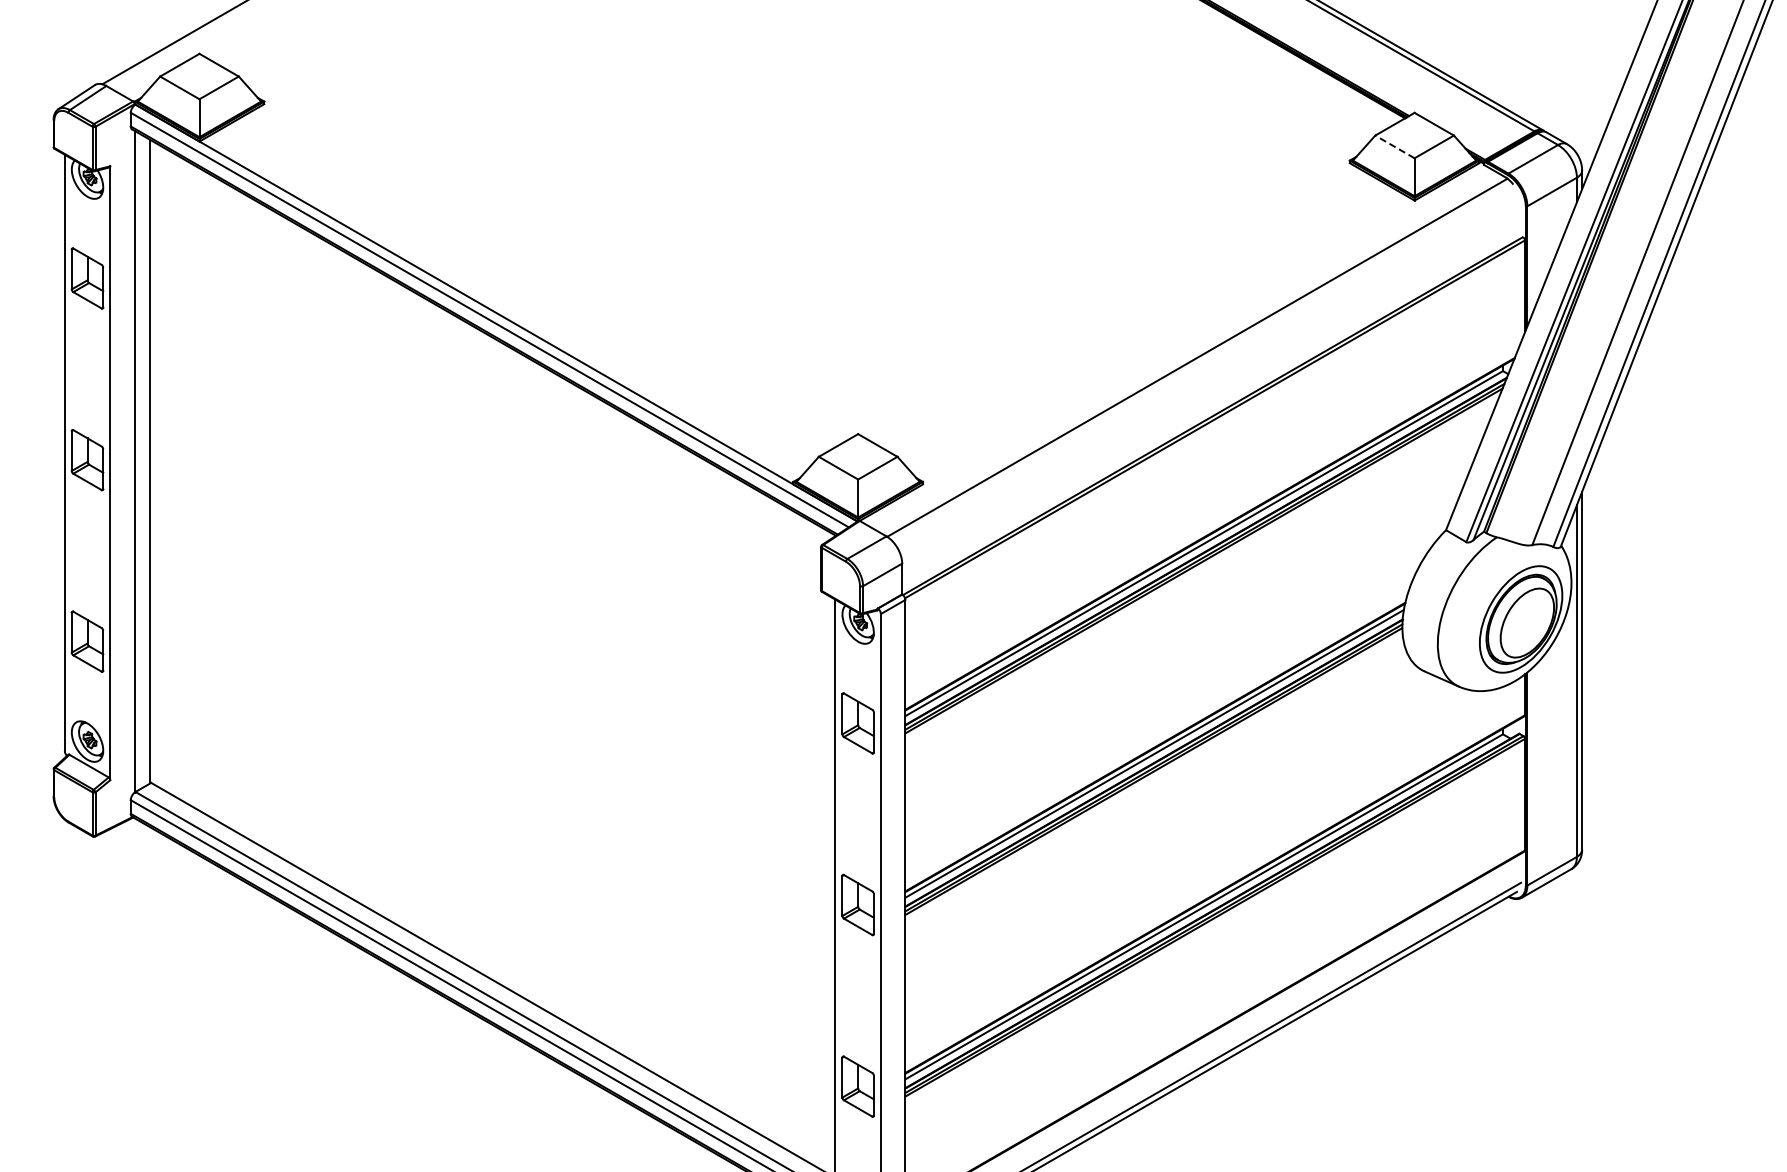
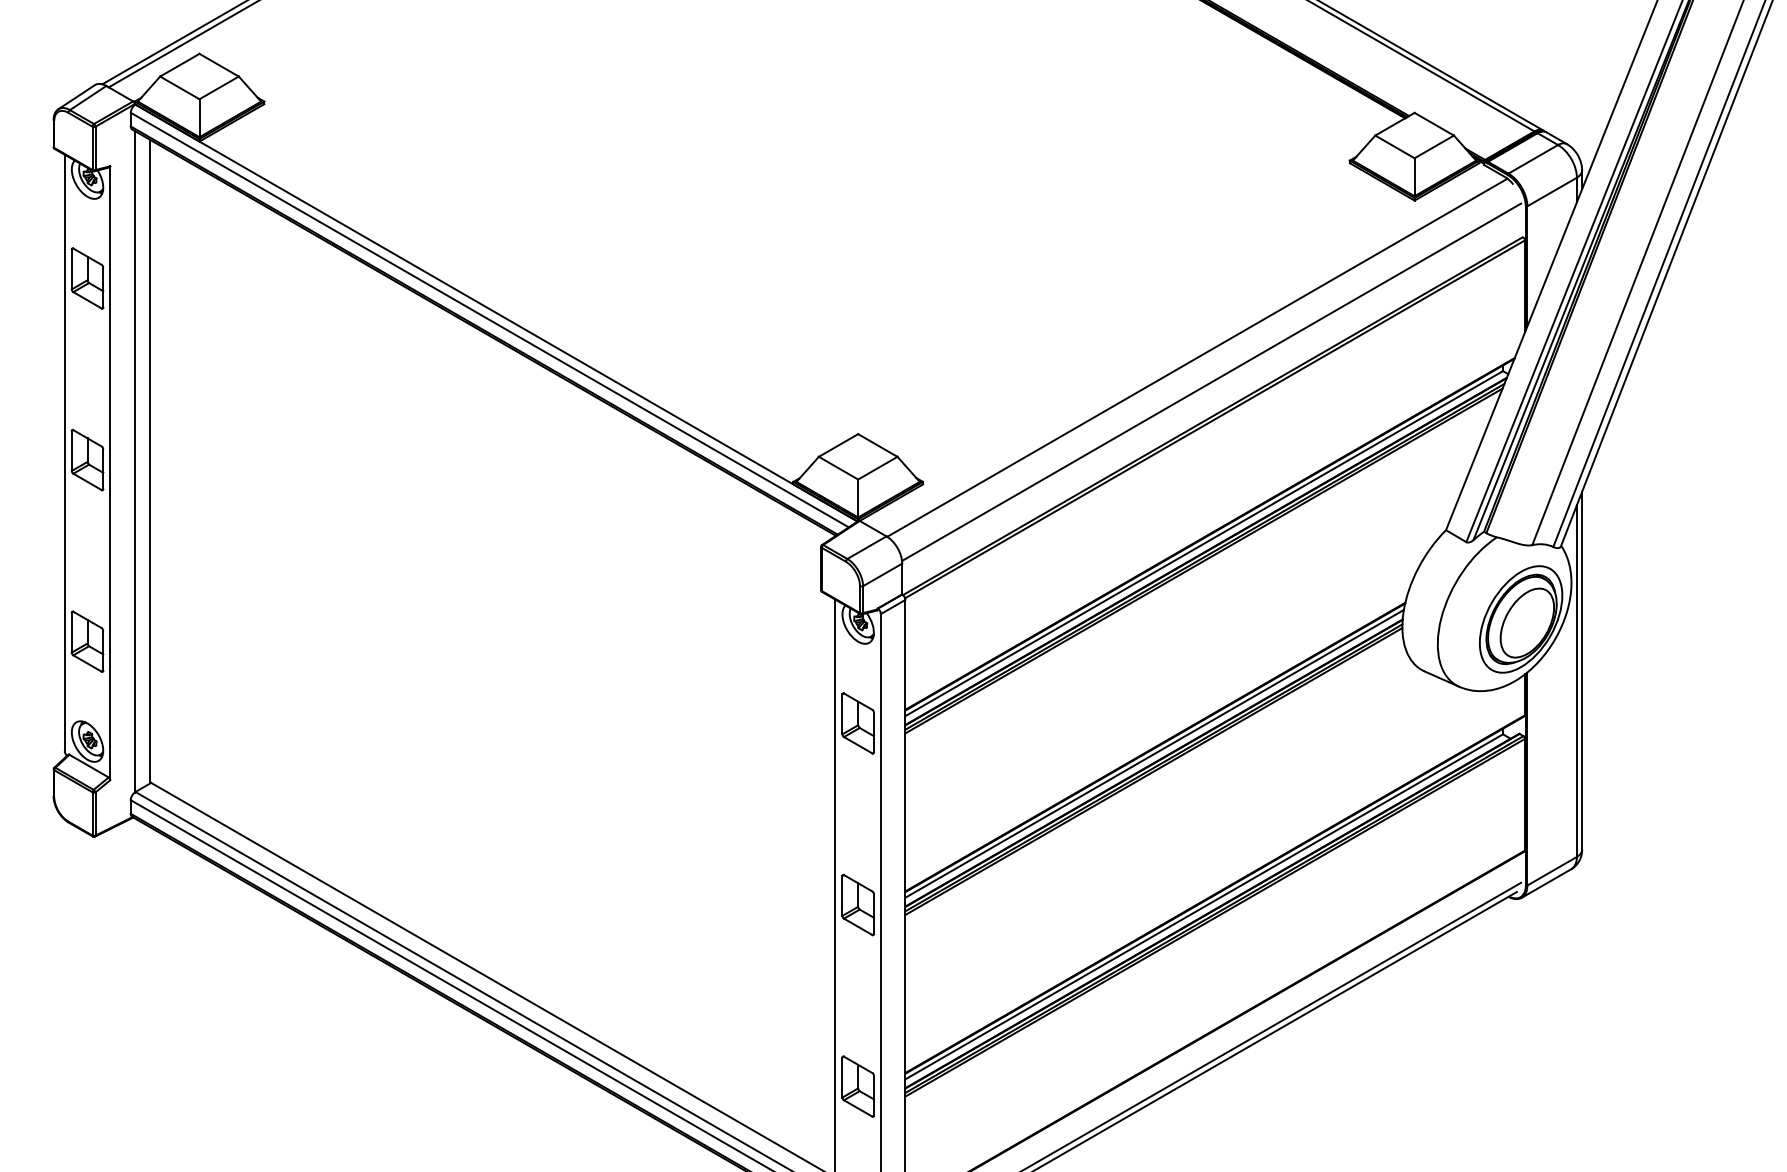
line: none -> present (182, 44)
line: dashed -> solid (1394, 146)
line: none -> present (1211, 381)
